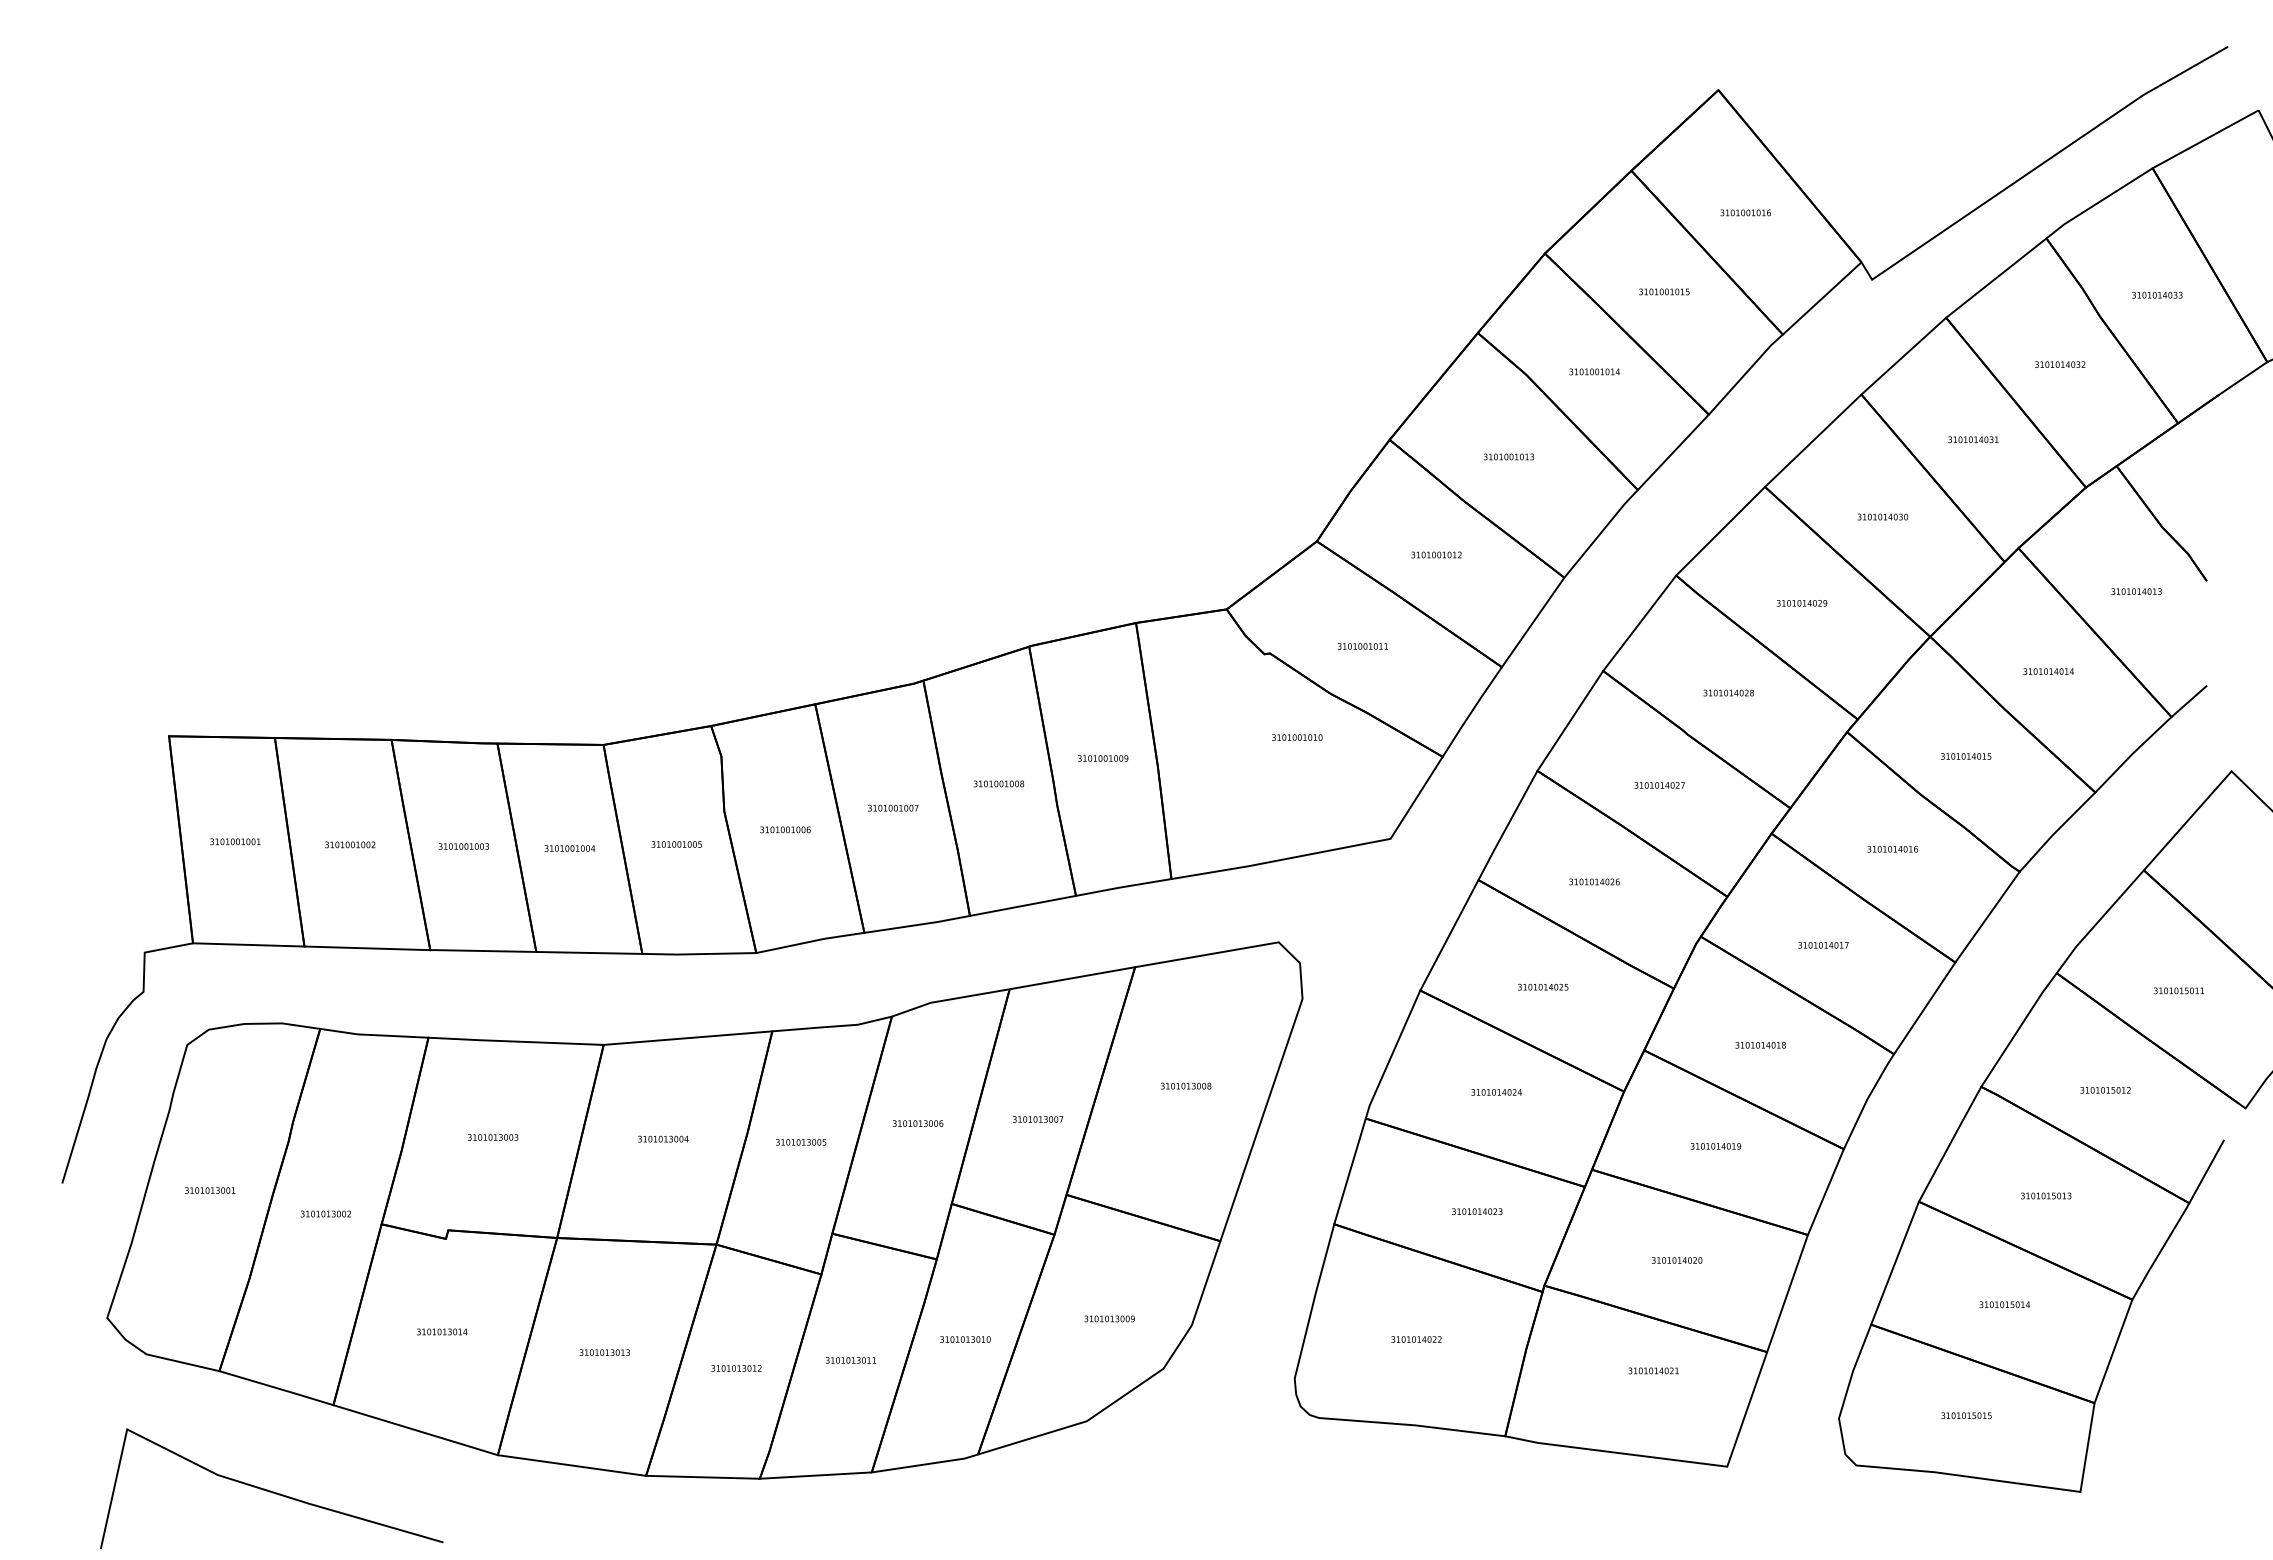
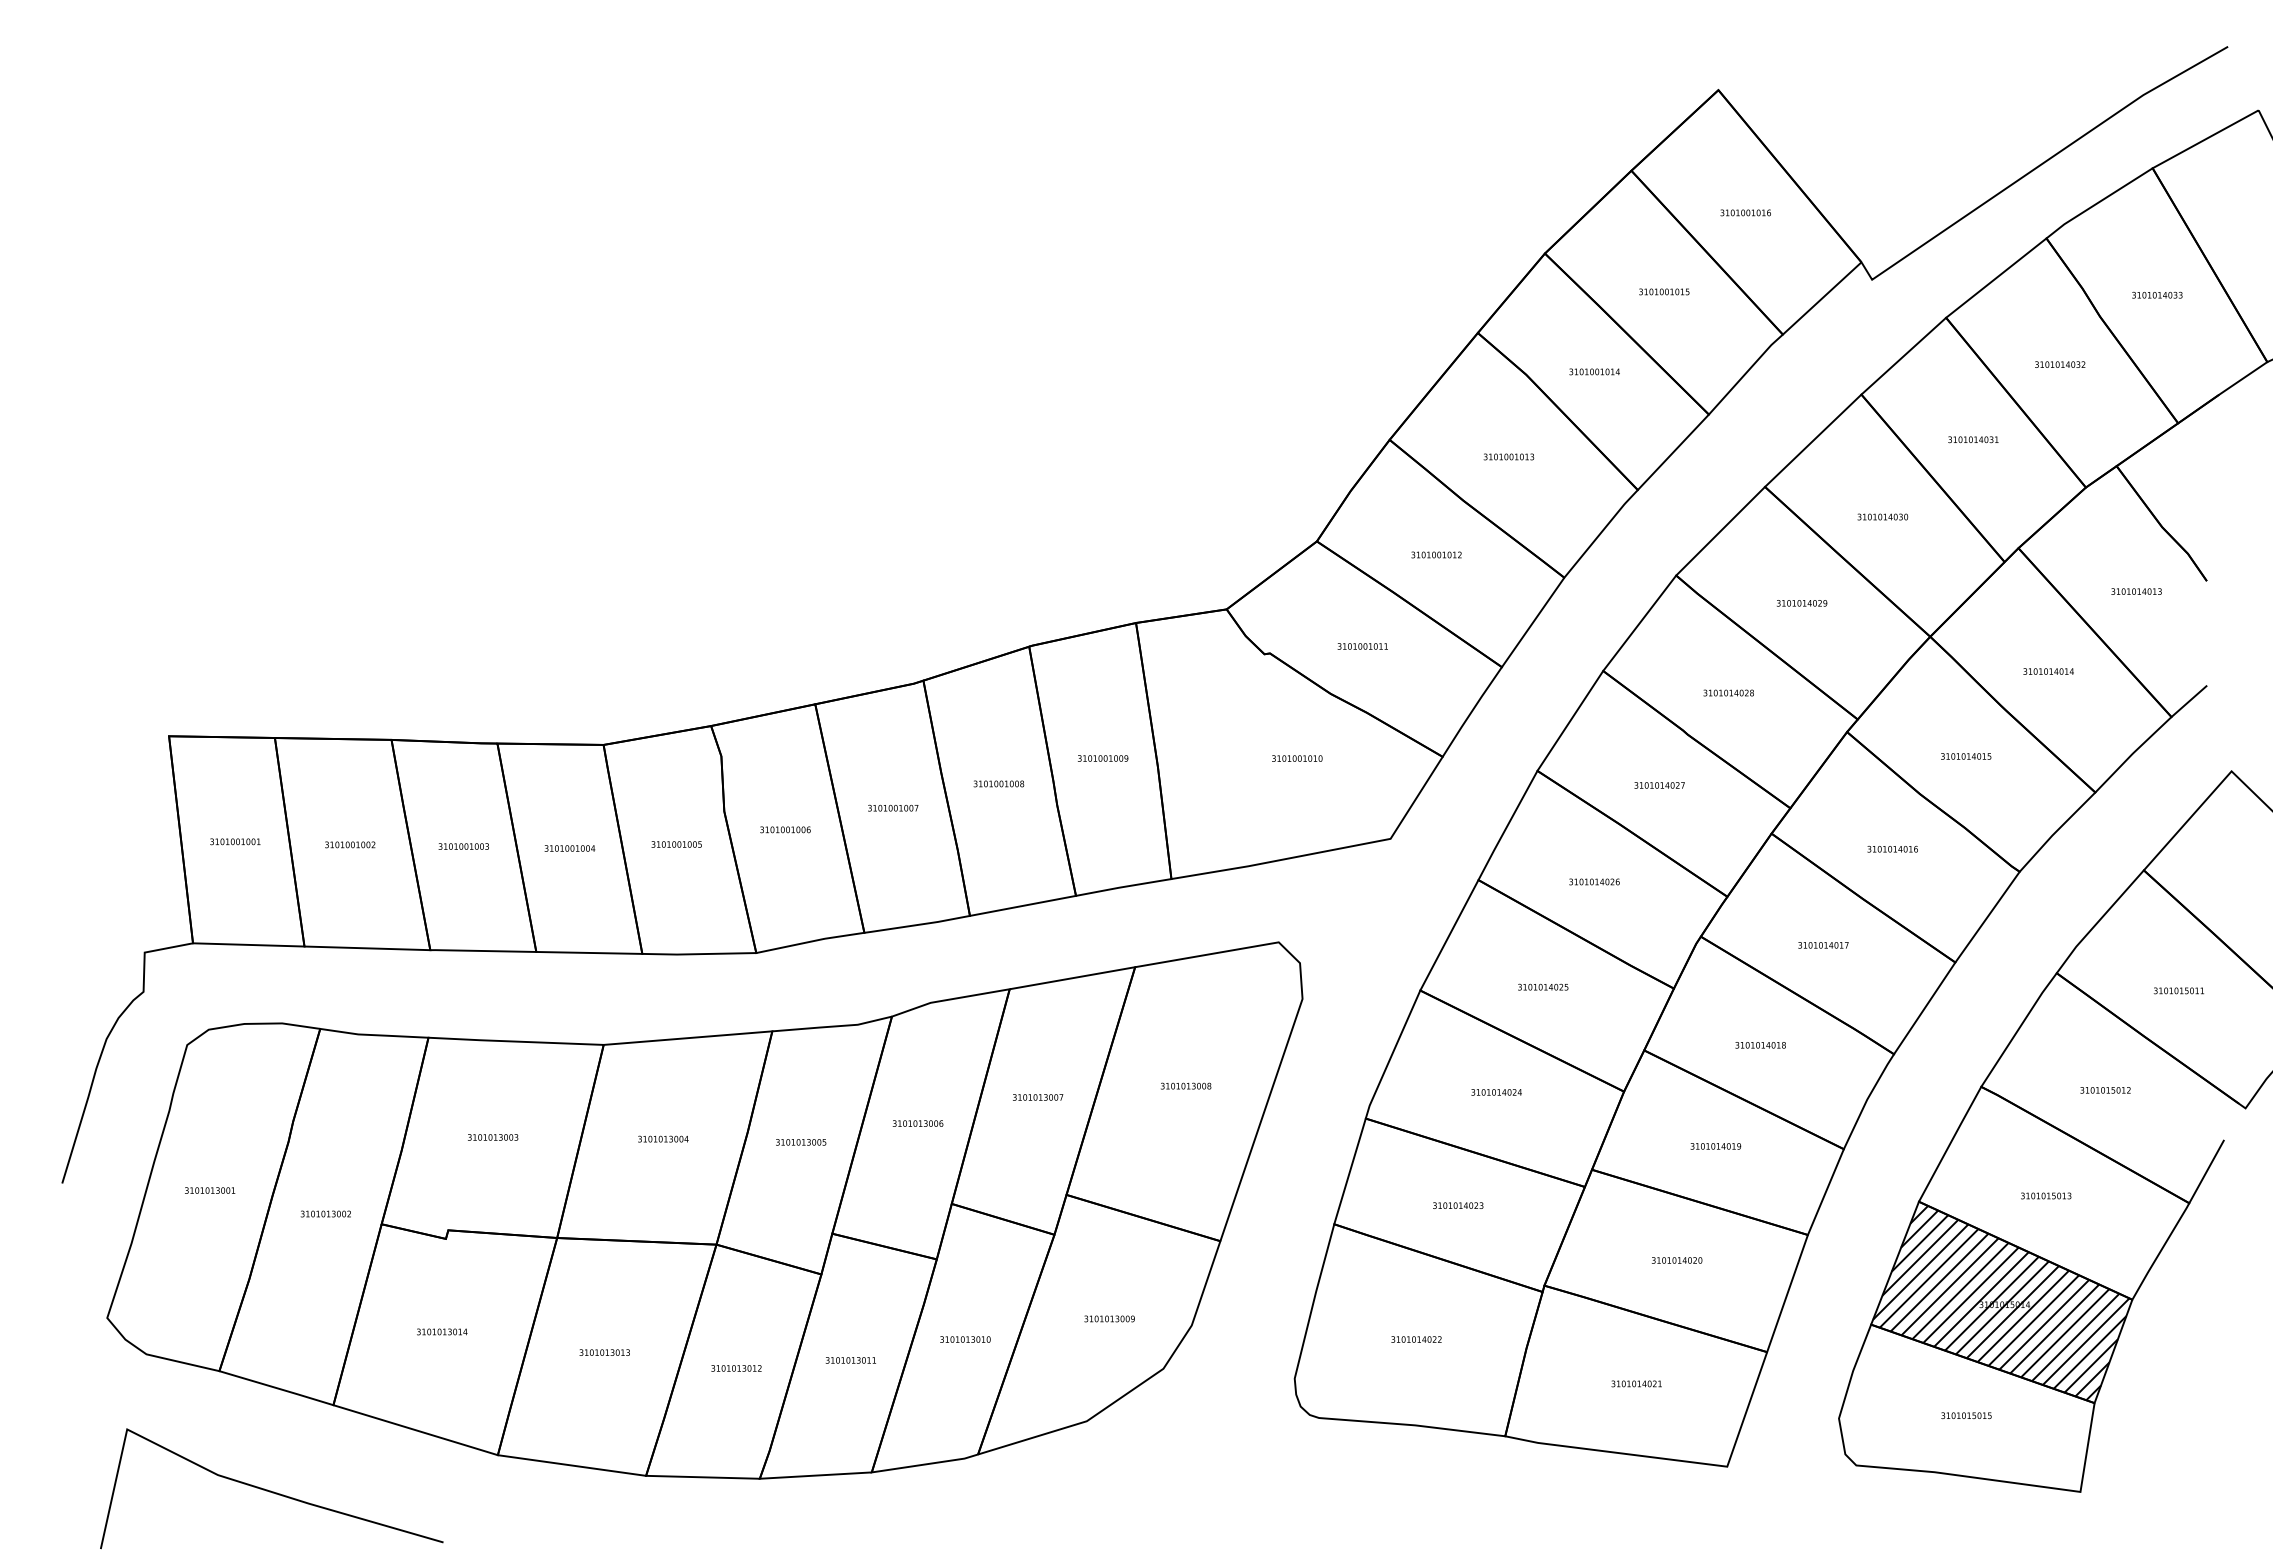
text position: (1297, 737) -> (1297, 758) (1297, 758)
text position: (1038, 1119) -> (1038, 1097) (1038, 1097)
text position: (1477, 1211) -> (1458, 1205) (1458, 1205)
hatch: none -> present (2001, 1302)
text position: (1653, 1370) -> (1636, 1383) (1636, 1383)
